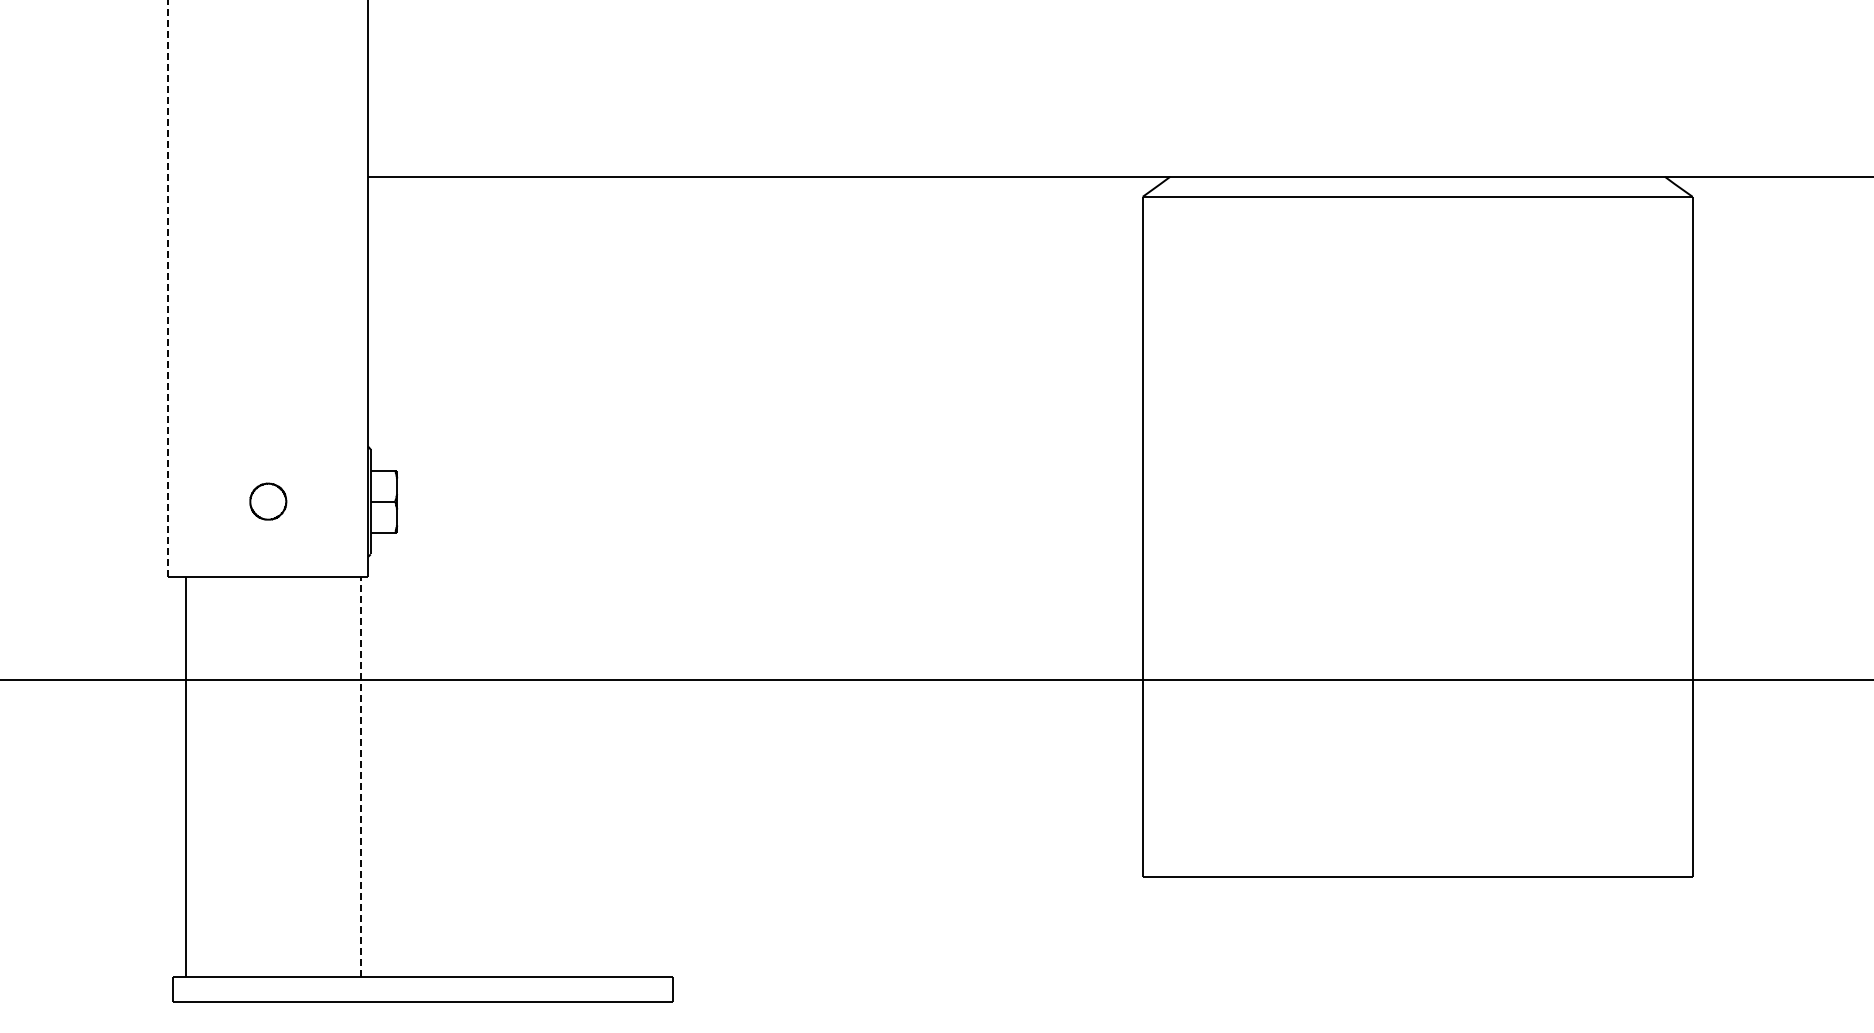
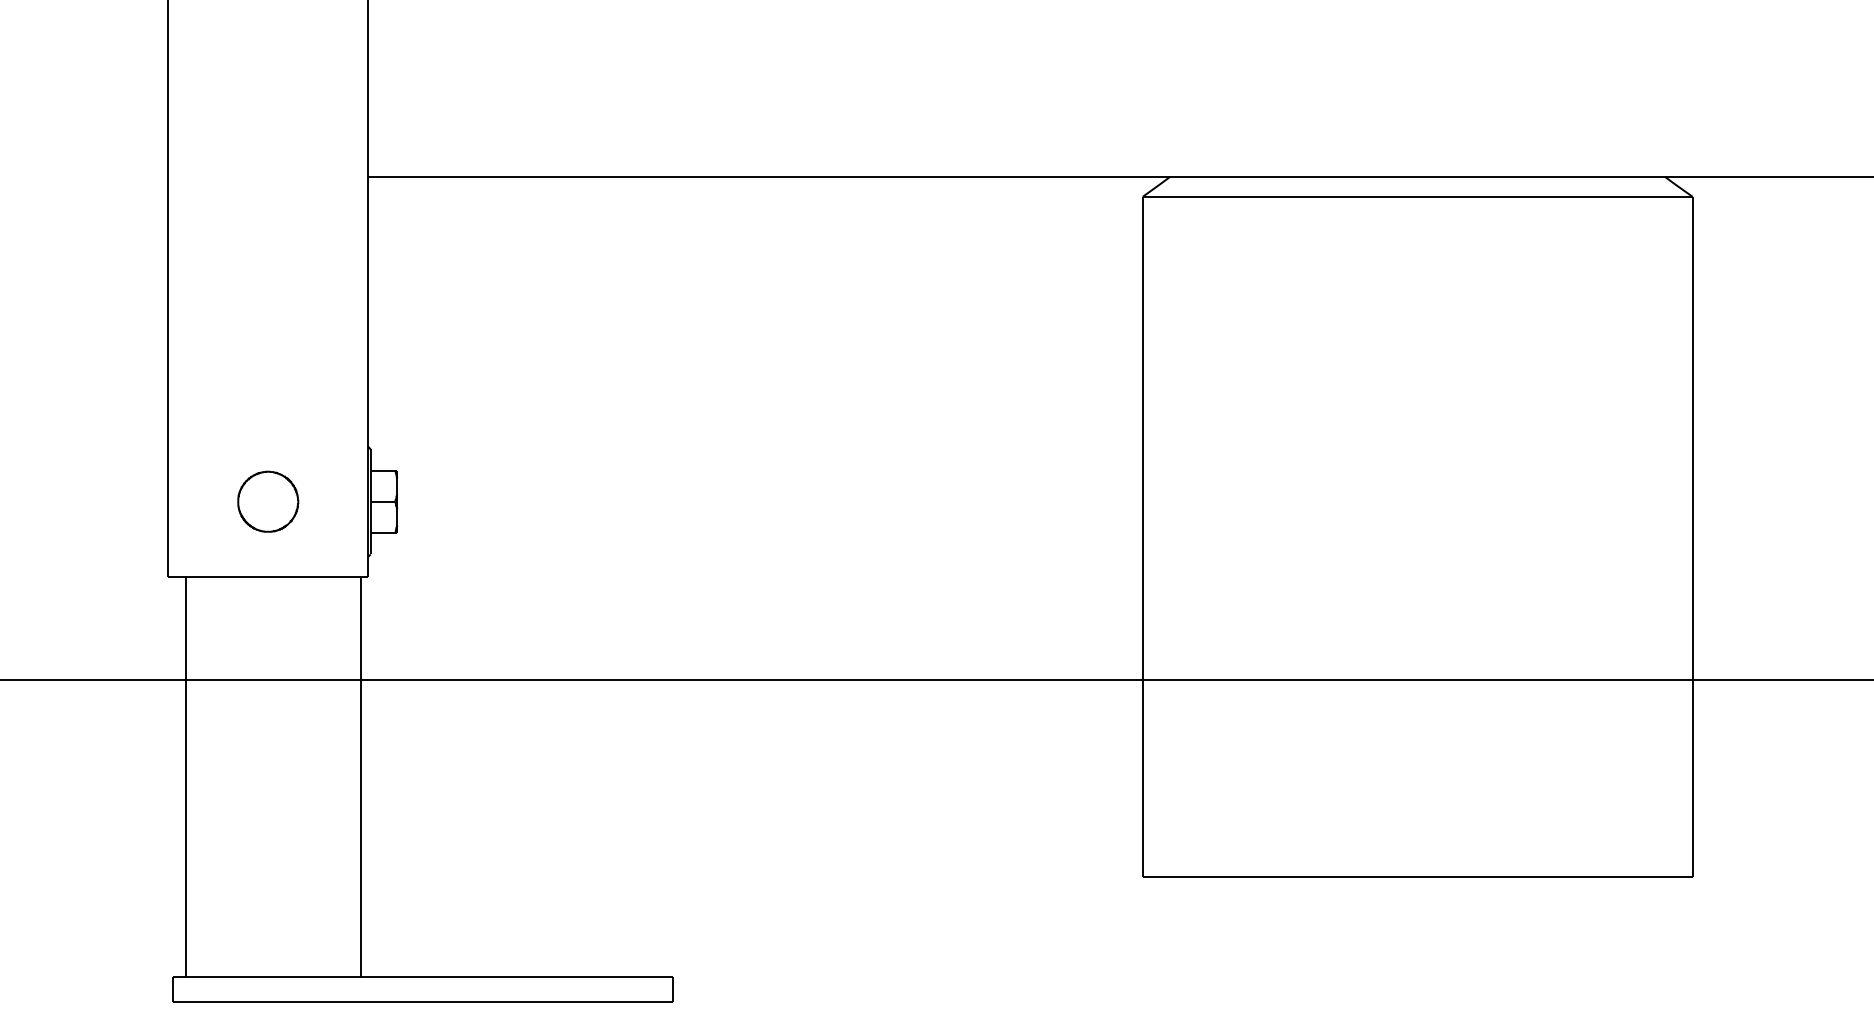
line: dashed -> solid (168, 287)
part size: 39x39 px -> 63x63 px (268, 501)
line: dashed -> solid (360, 776)
